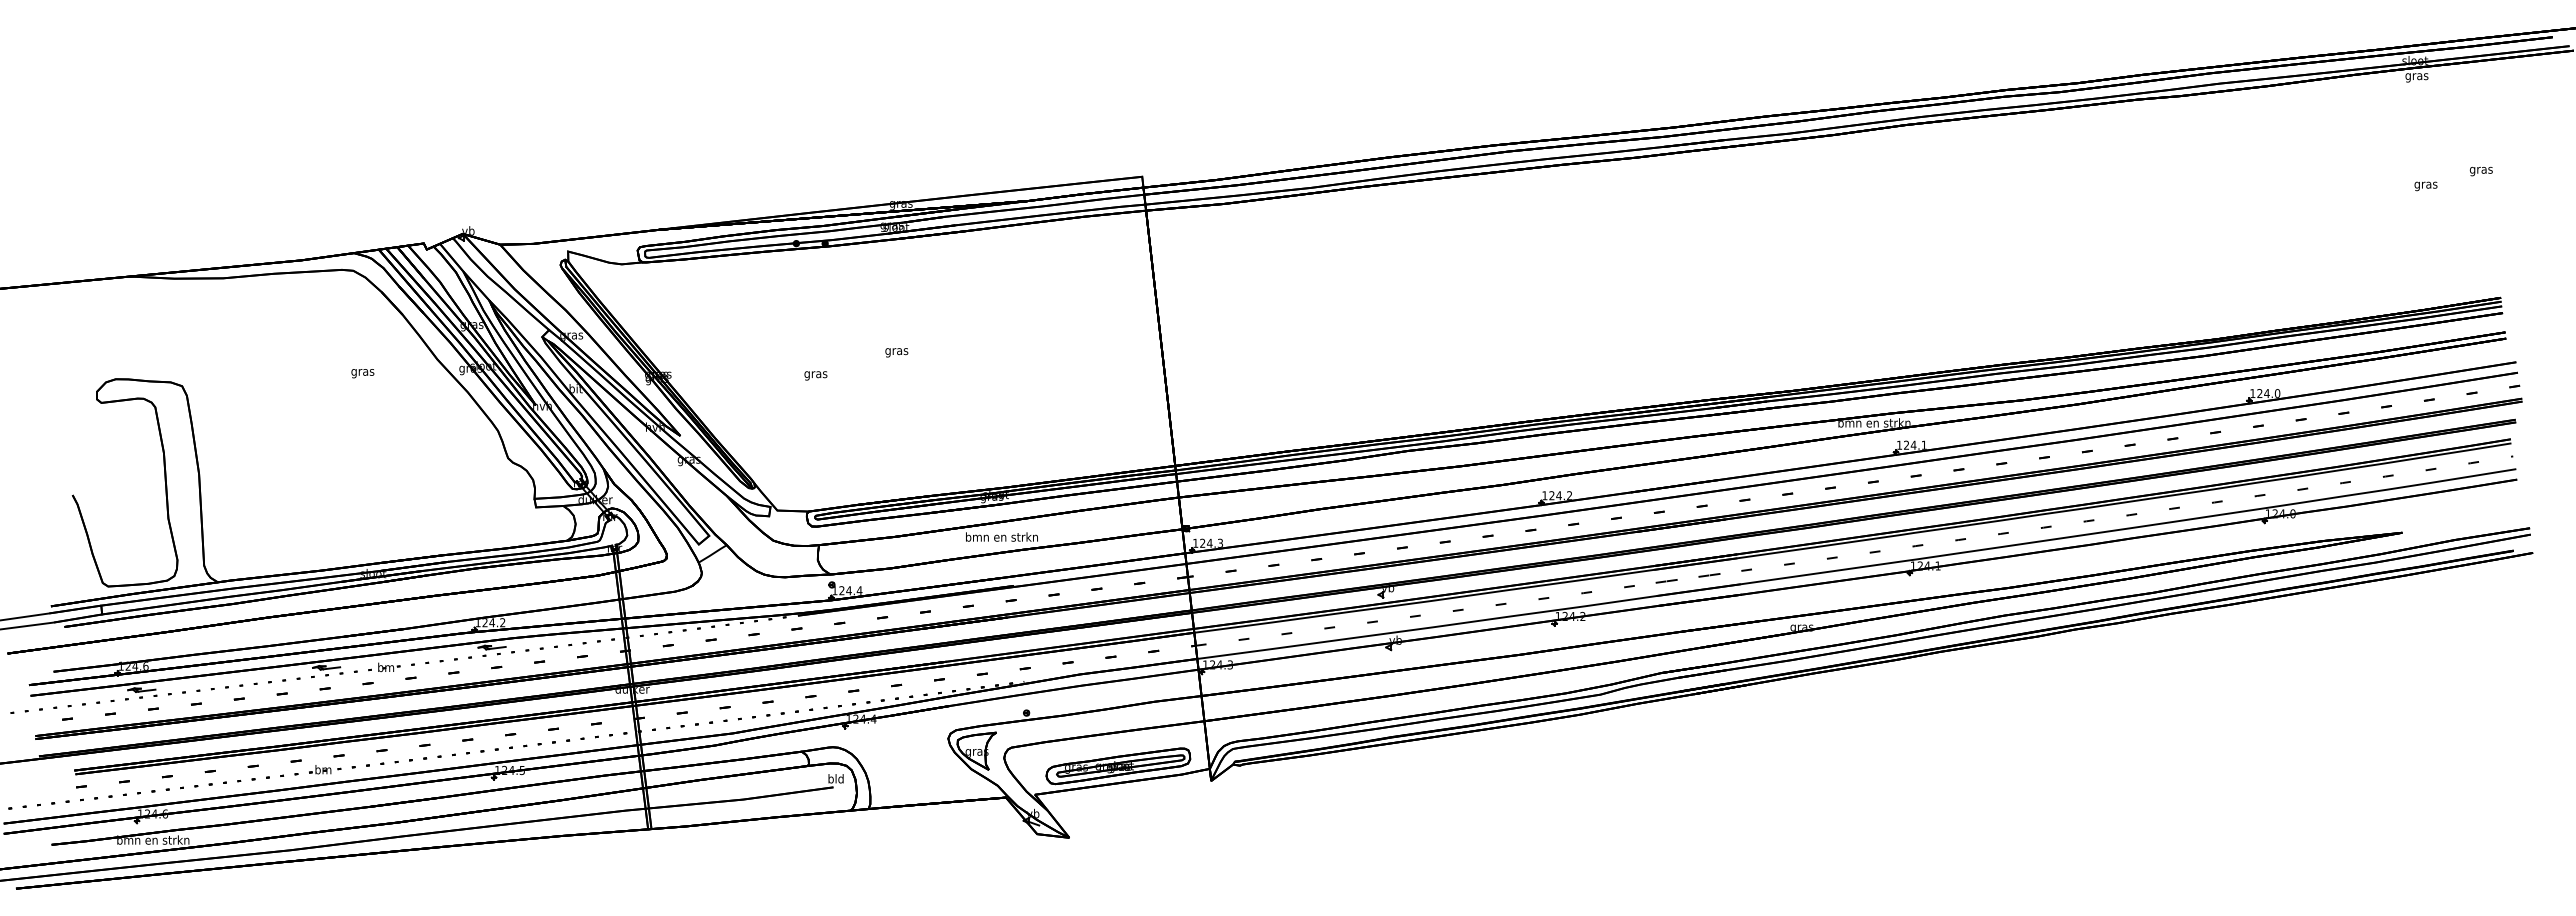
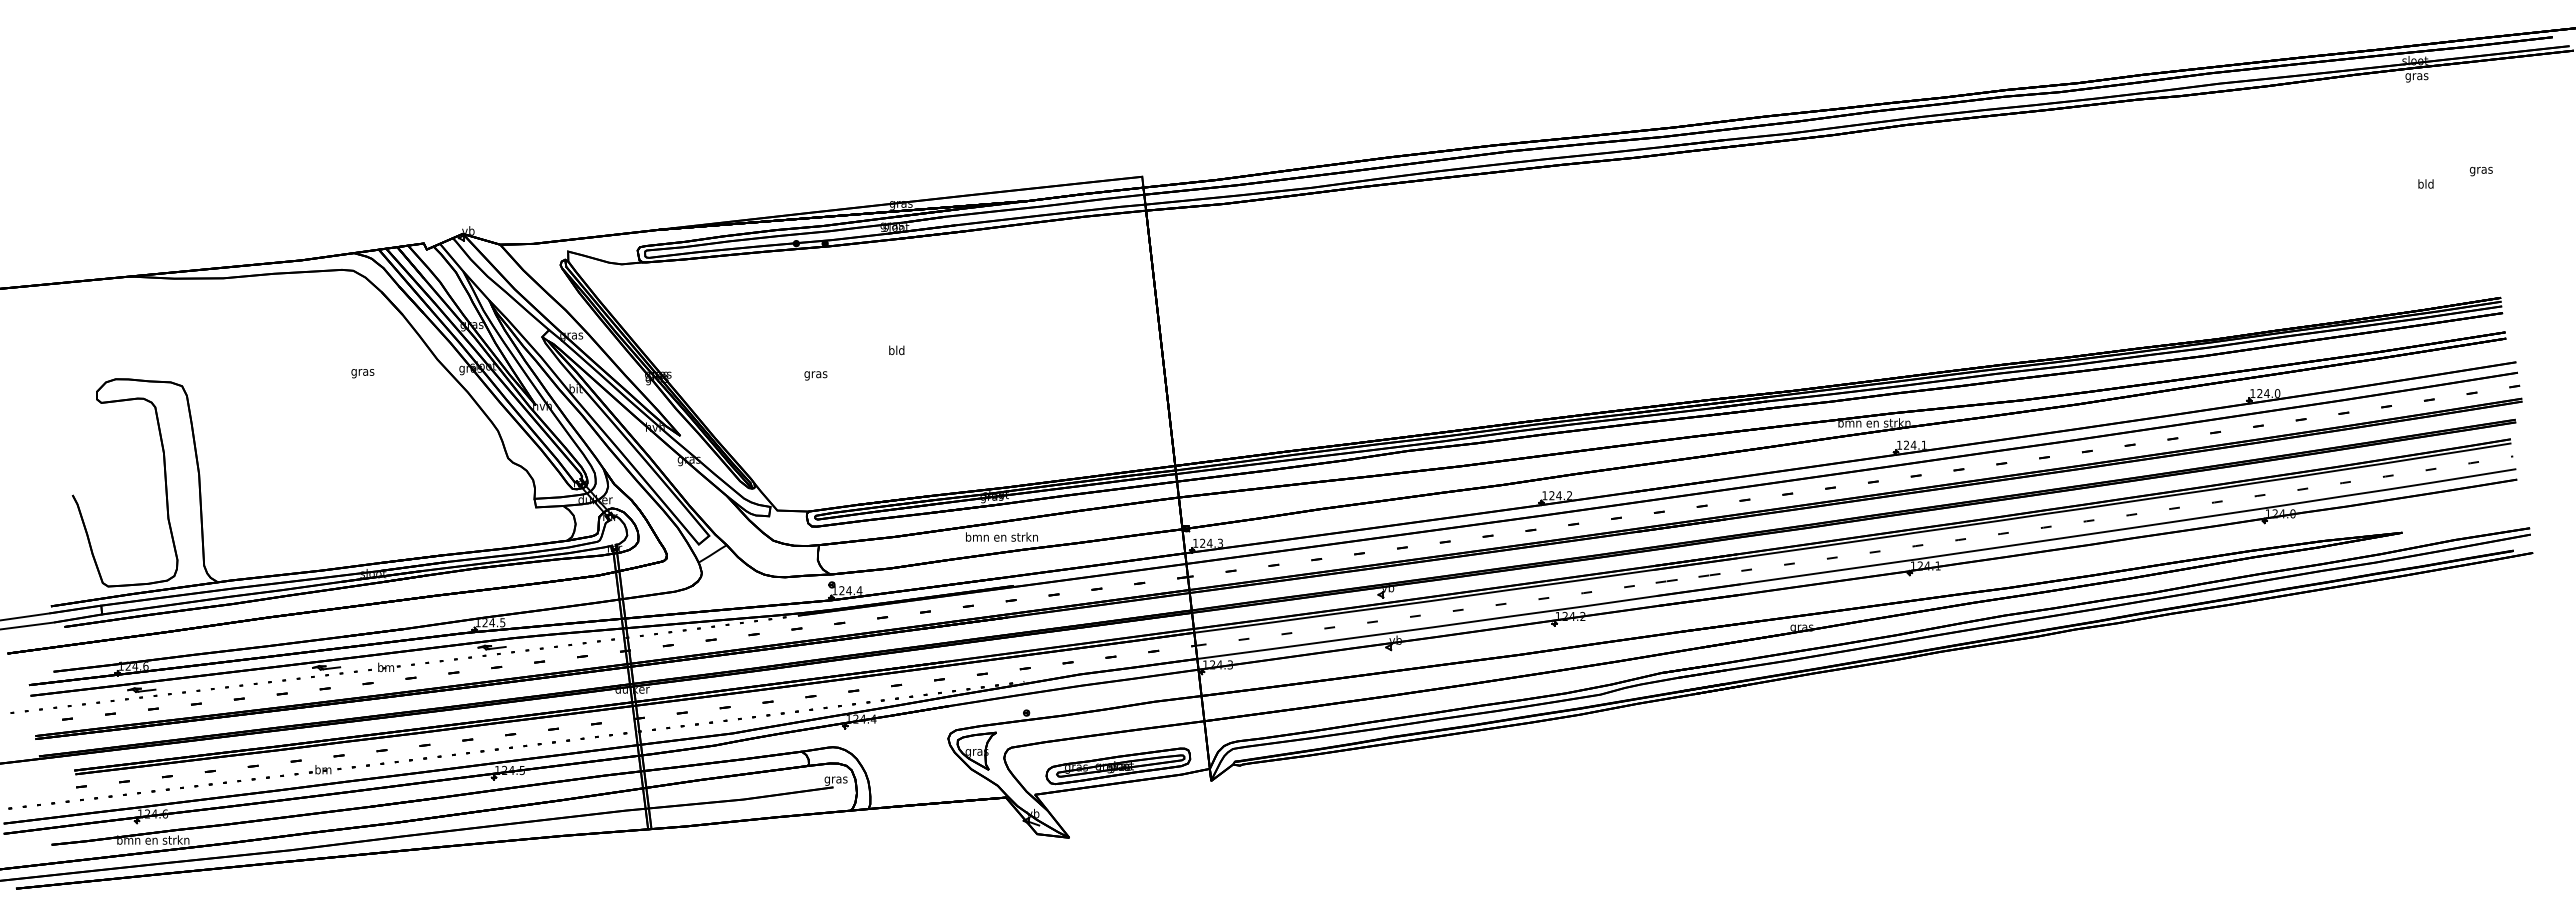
text: gras -> bld (2425, 185)
text: gras -> bld (896, 351)
text: 124.2 -> 124.5 (502, 622)
text: bld -> gras (835, 779)
